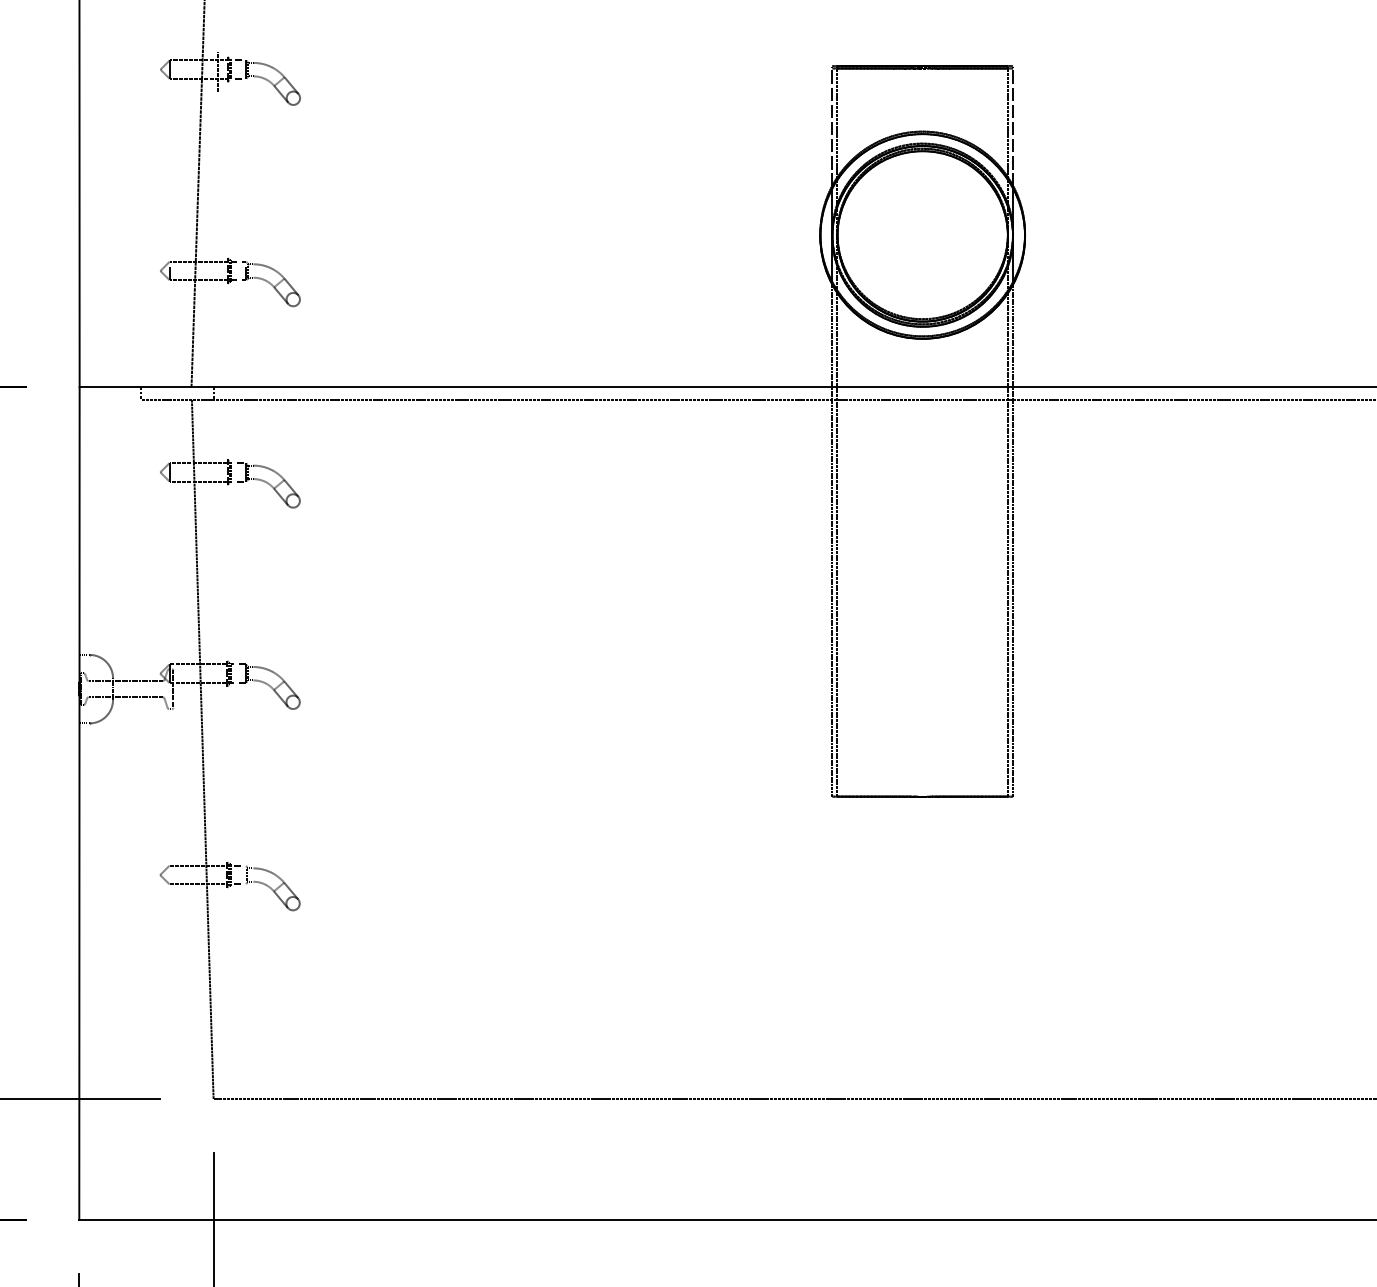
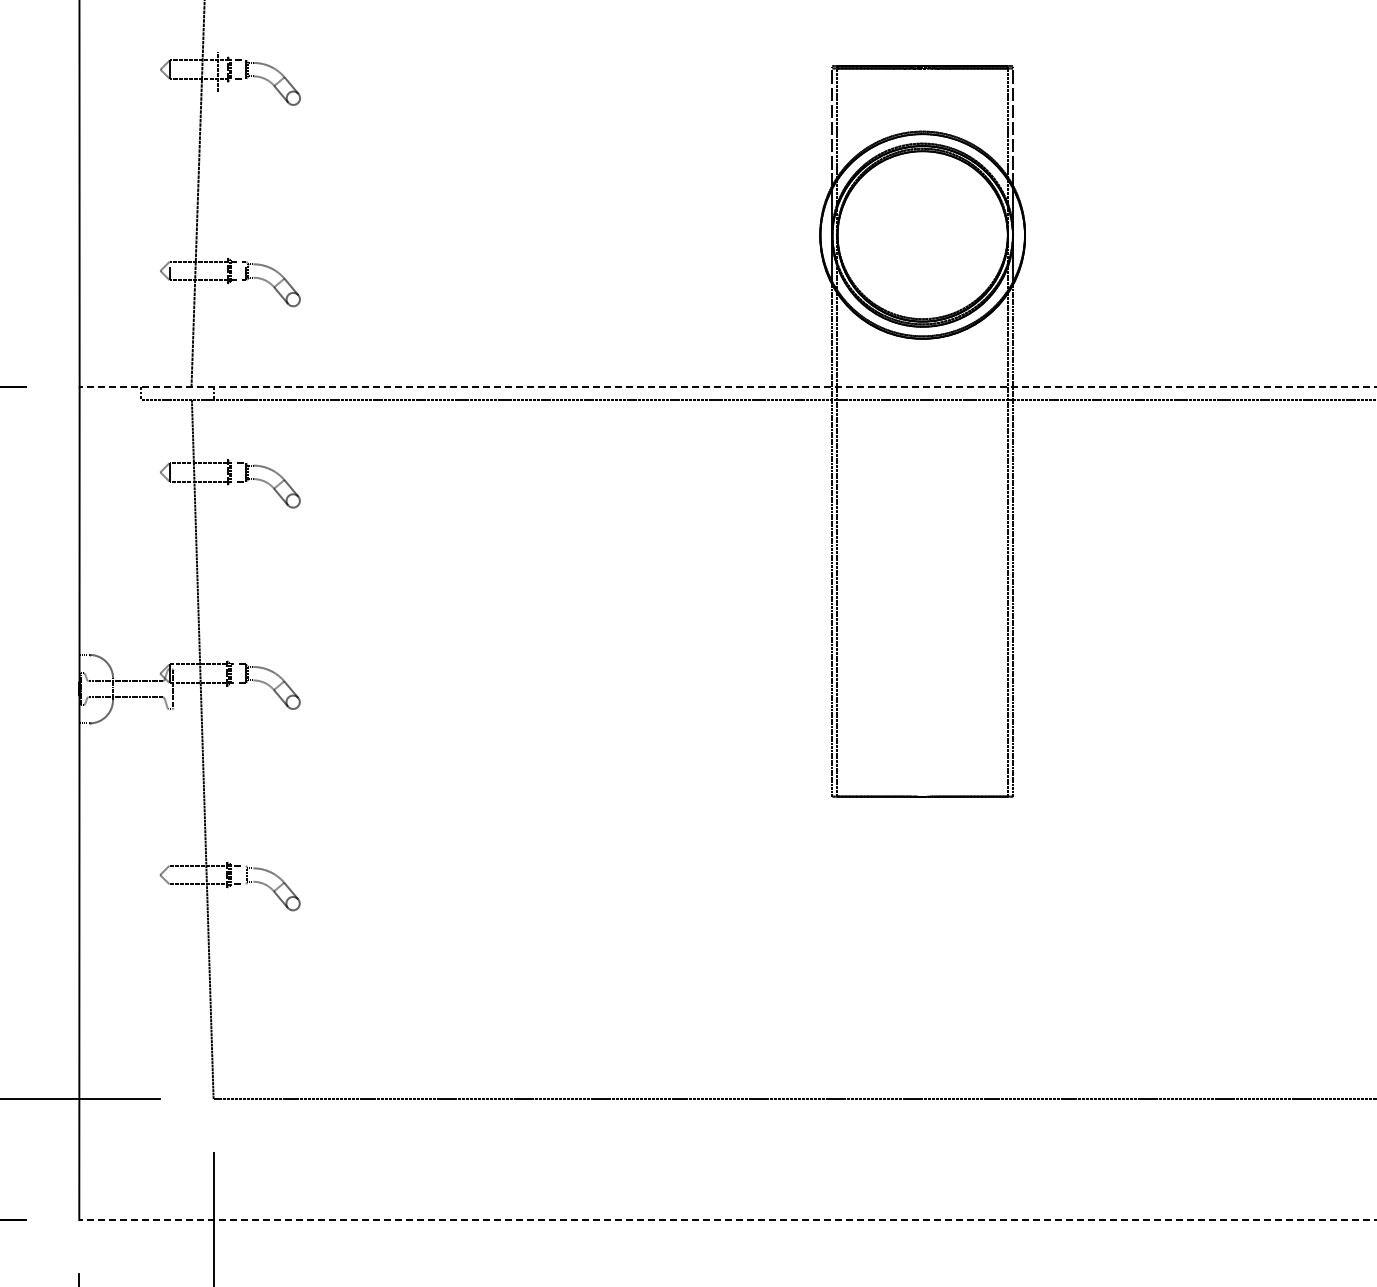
line: solid -> dashed (728, 387)
line: solid -> dashed (727, 1220)
